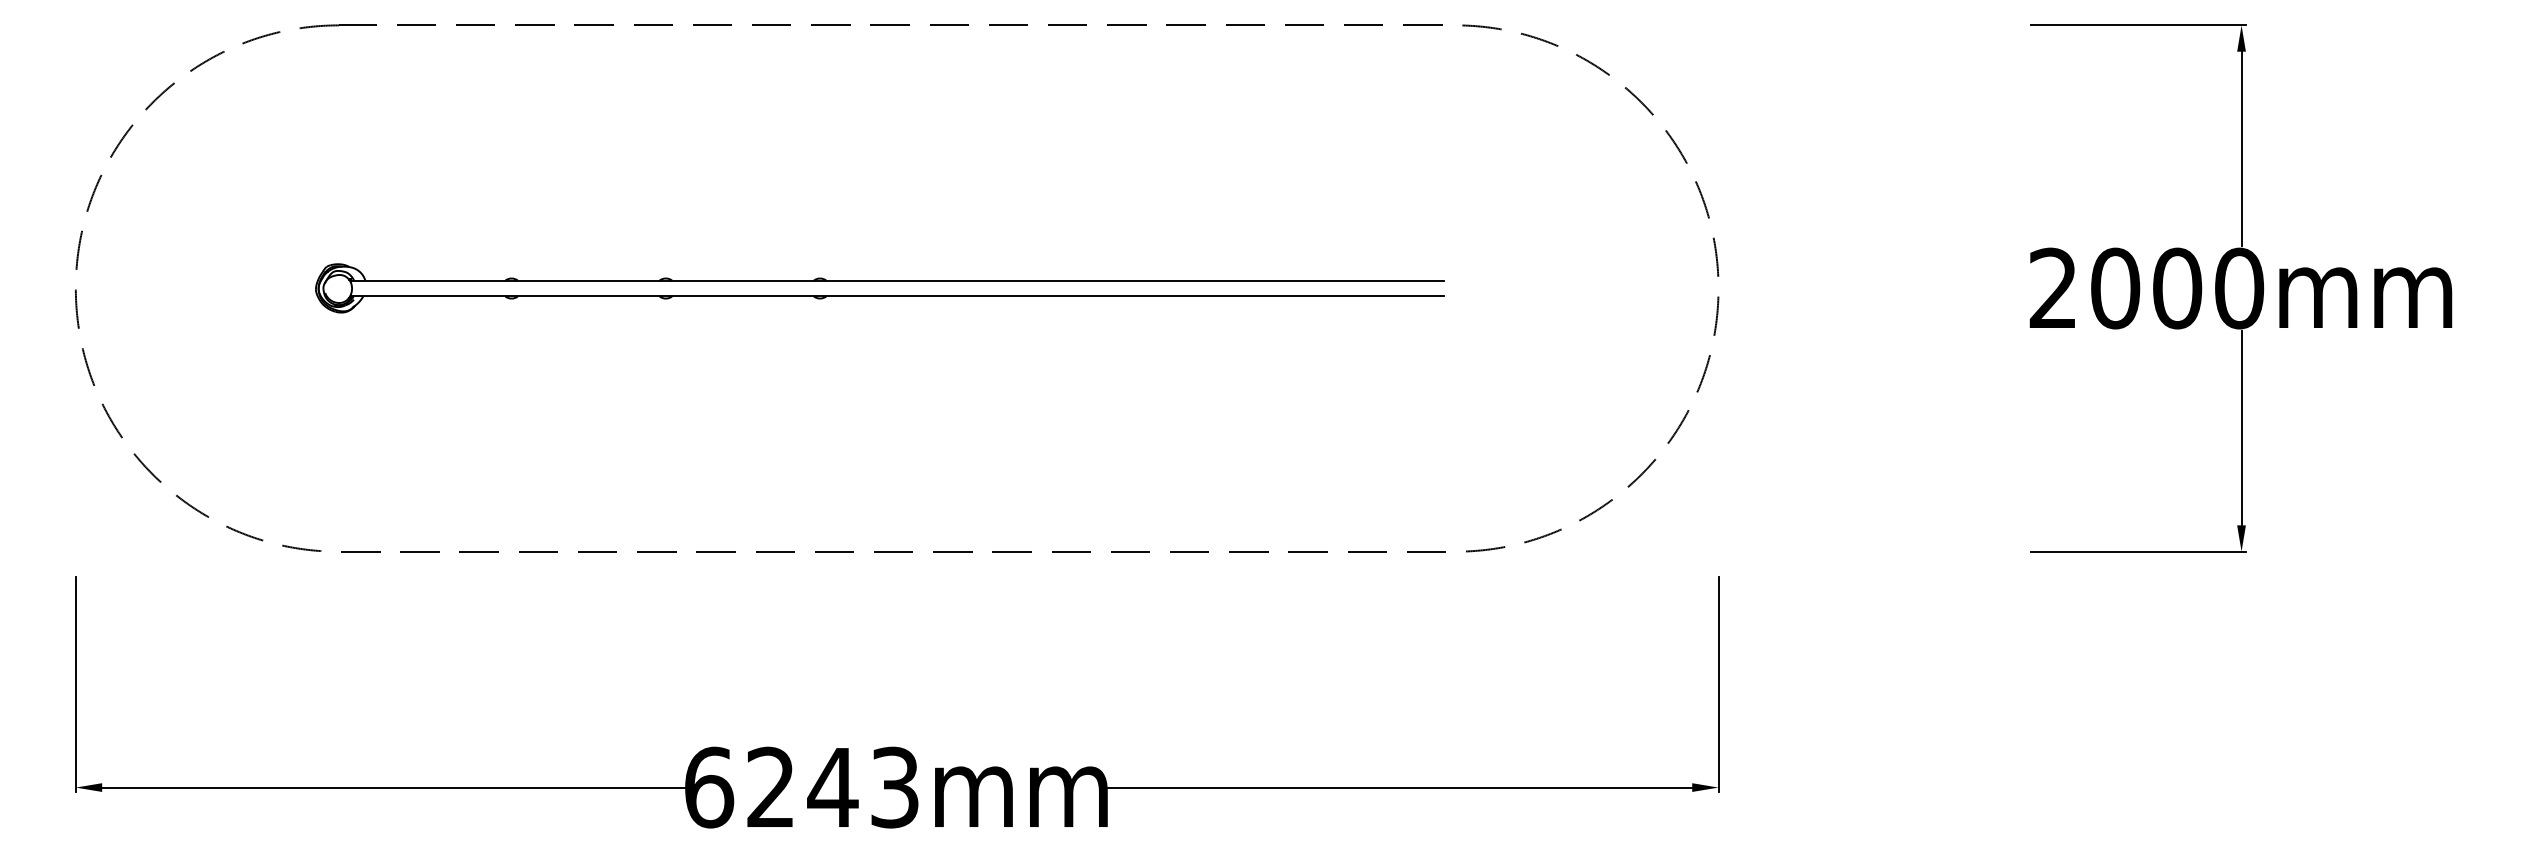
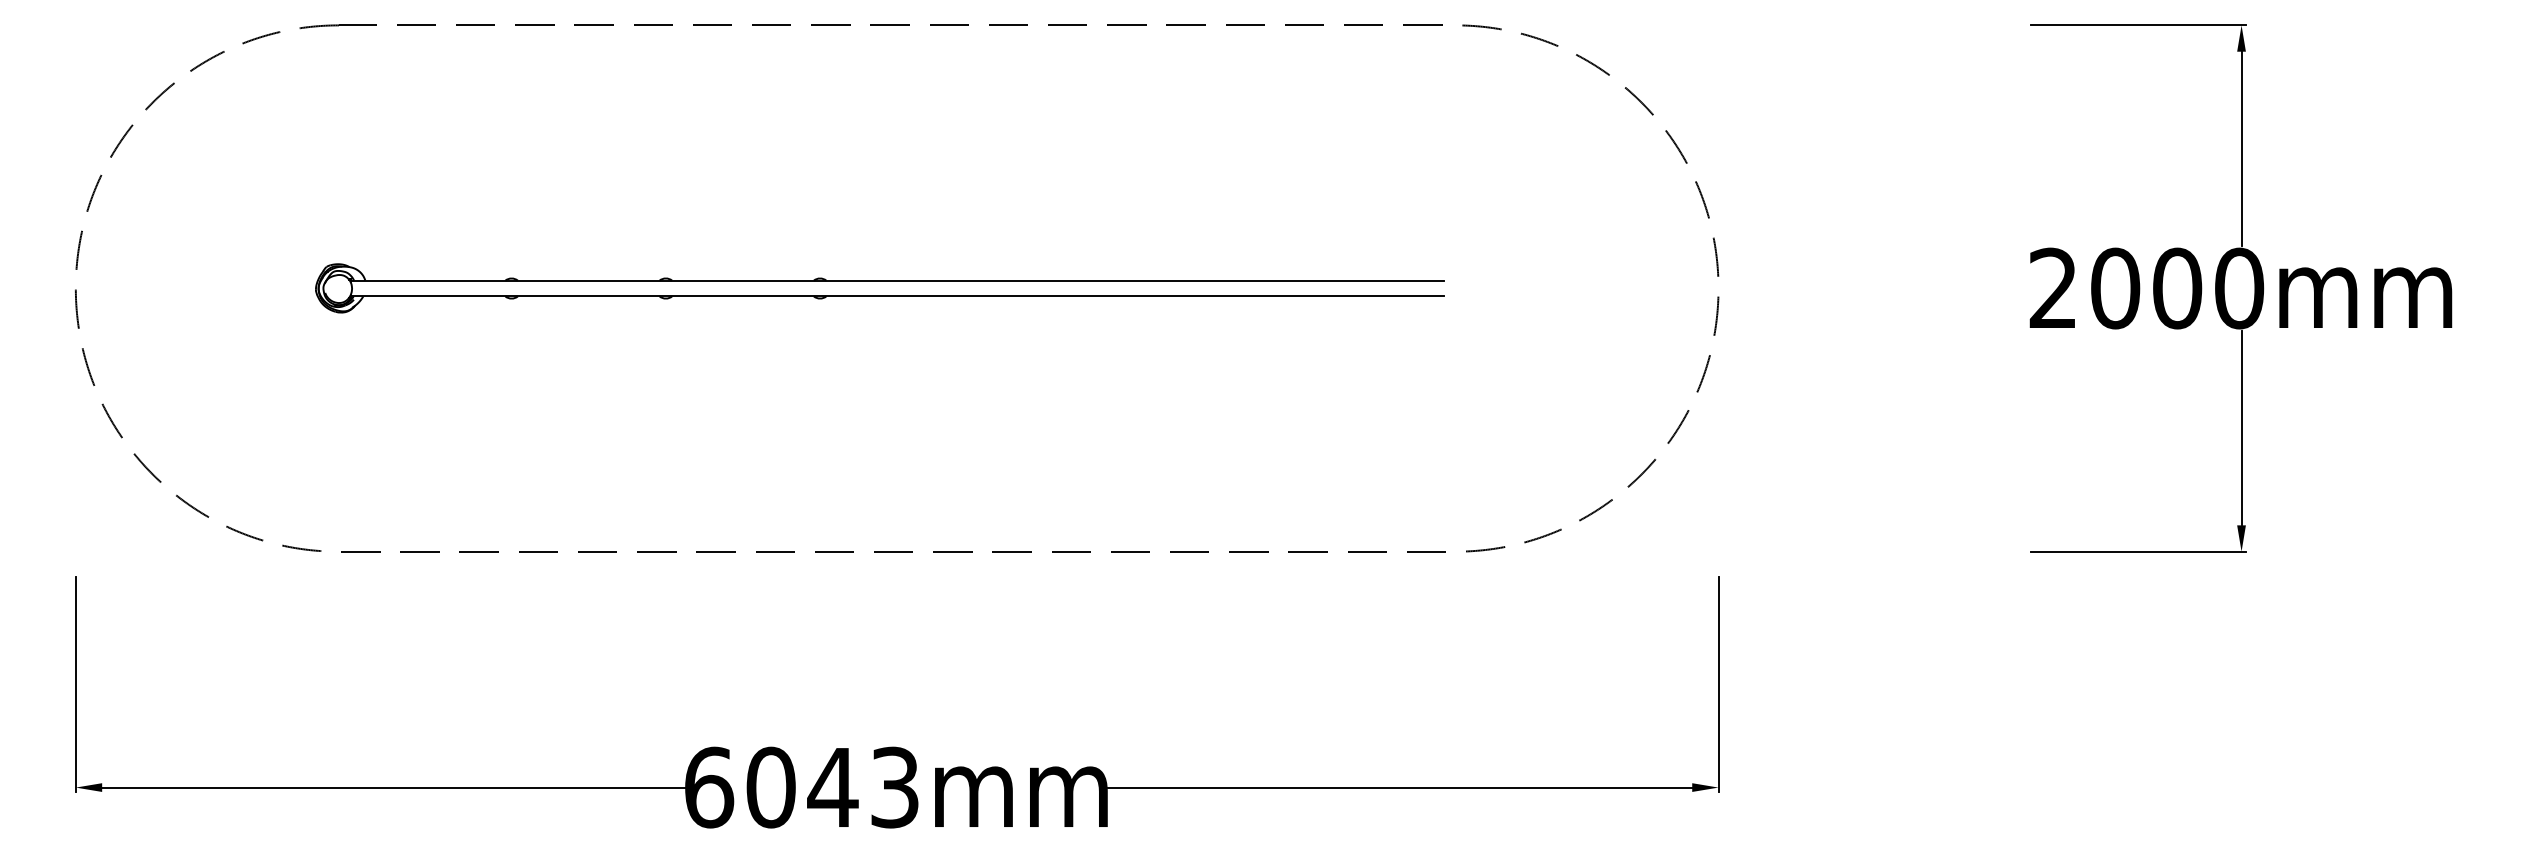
text: 6243mm -> 6043mm (770, 787)
